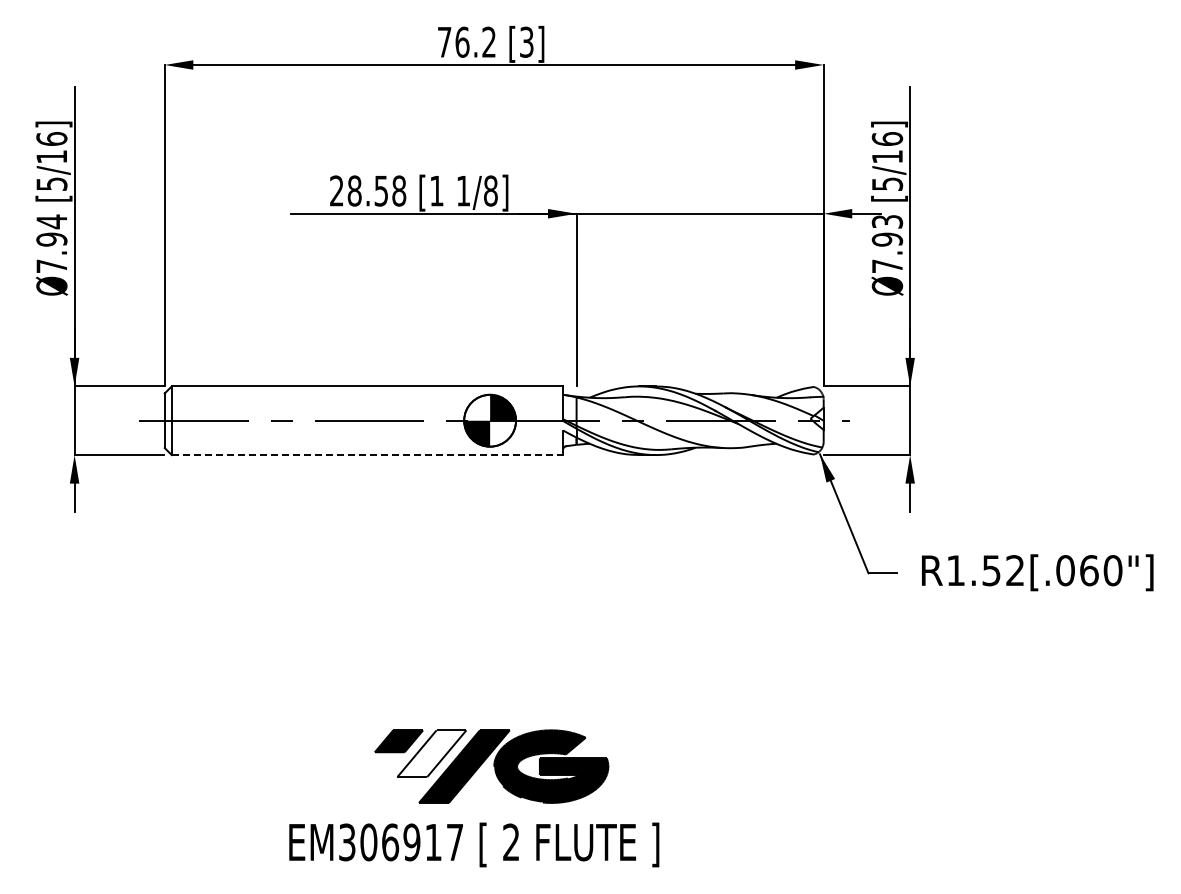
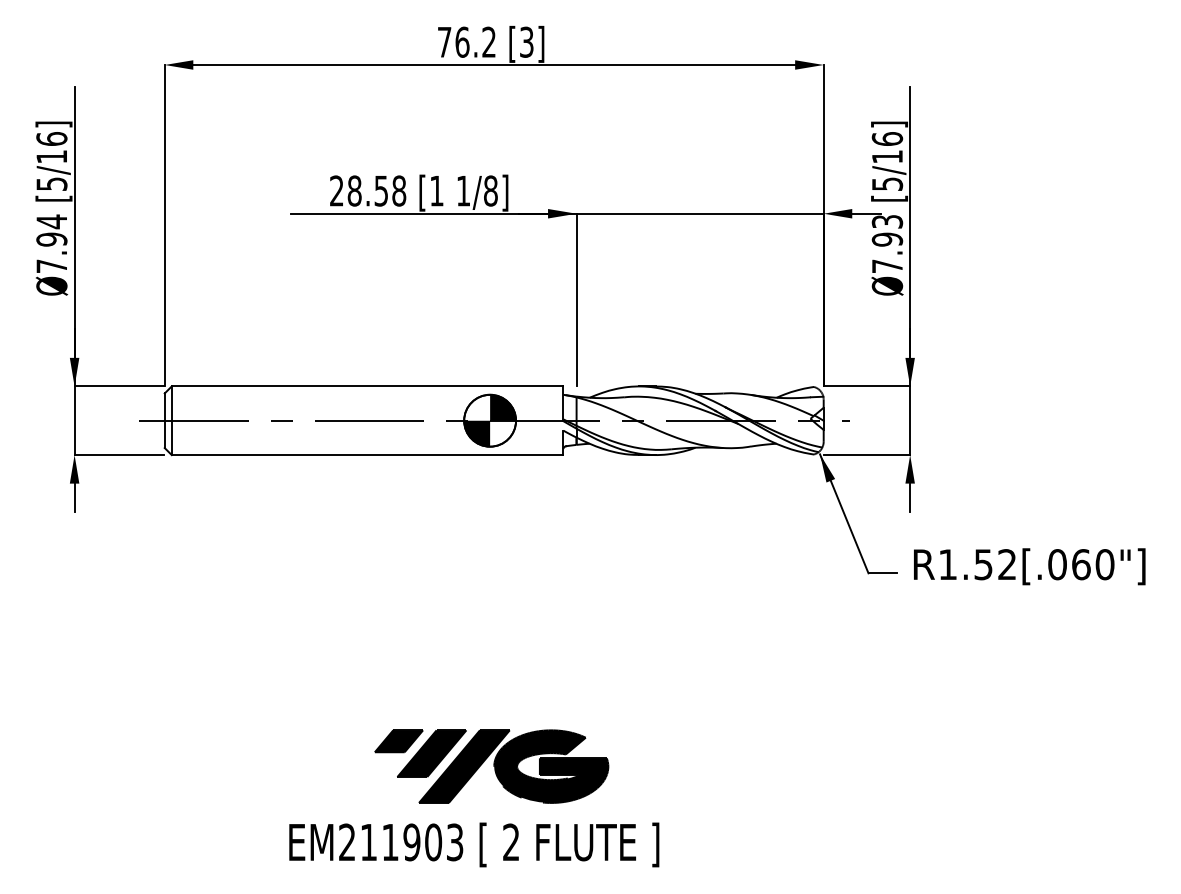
line: dashed -> solid (367, 455)
text position: (1037, 572) -> (1029, 566) (1029, 566)
fill: none -> present (431, 753)
text: EM306917 -> EM211903 (401, 842)
